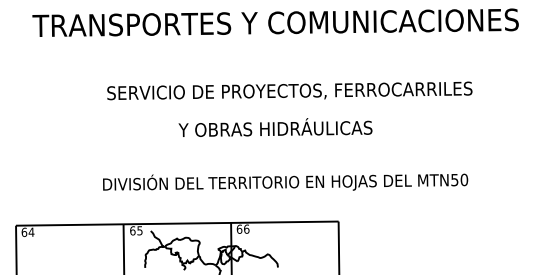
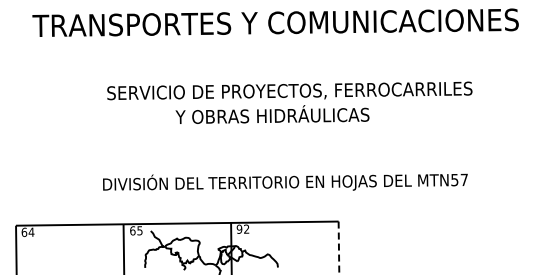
text position: (275, 127) -> (272, 114) (272, 114)
text: MTN50 -> MTN57 (464, 179)
text: 66 -> 92 (242, 228)
line: solid -> dashed (338, 248)
